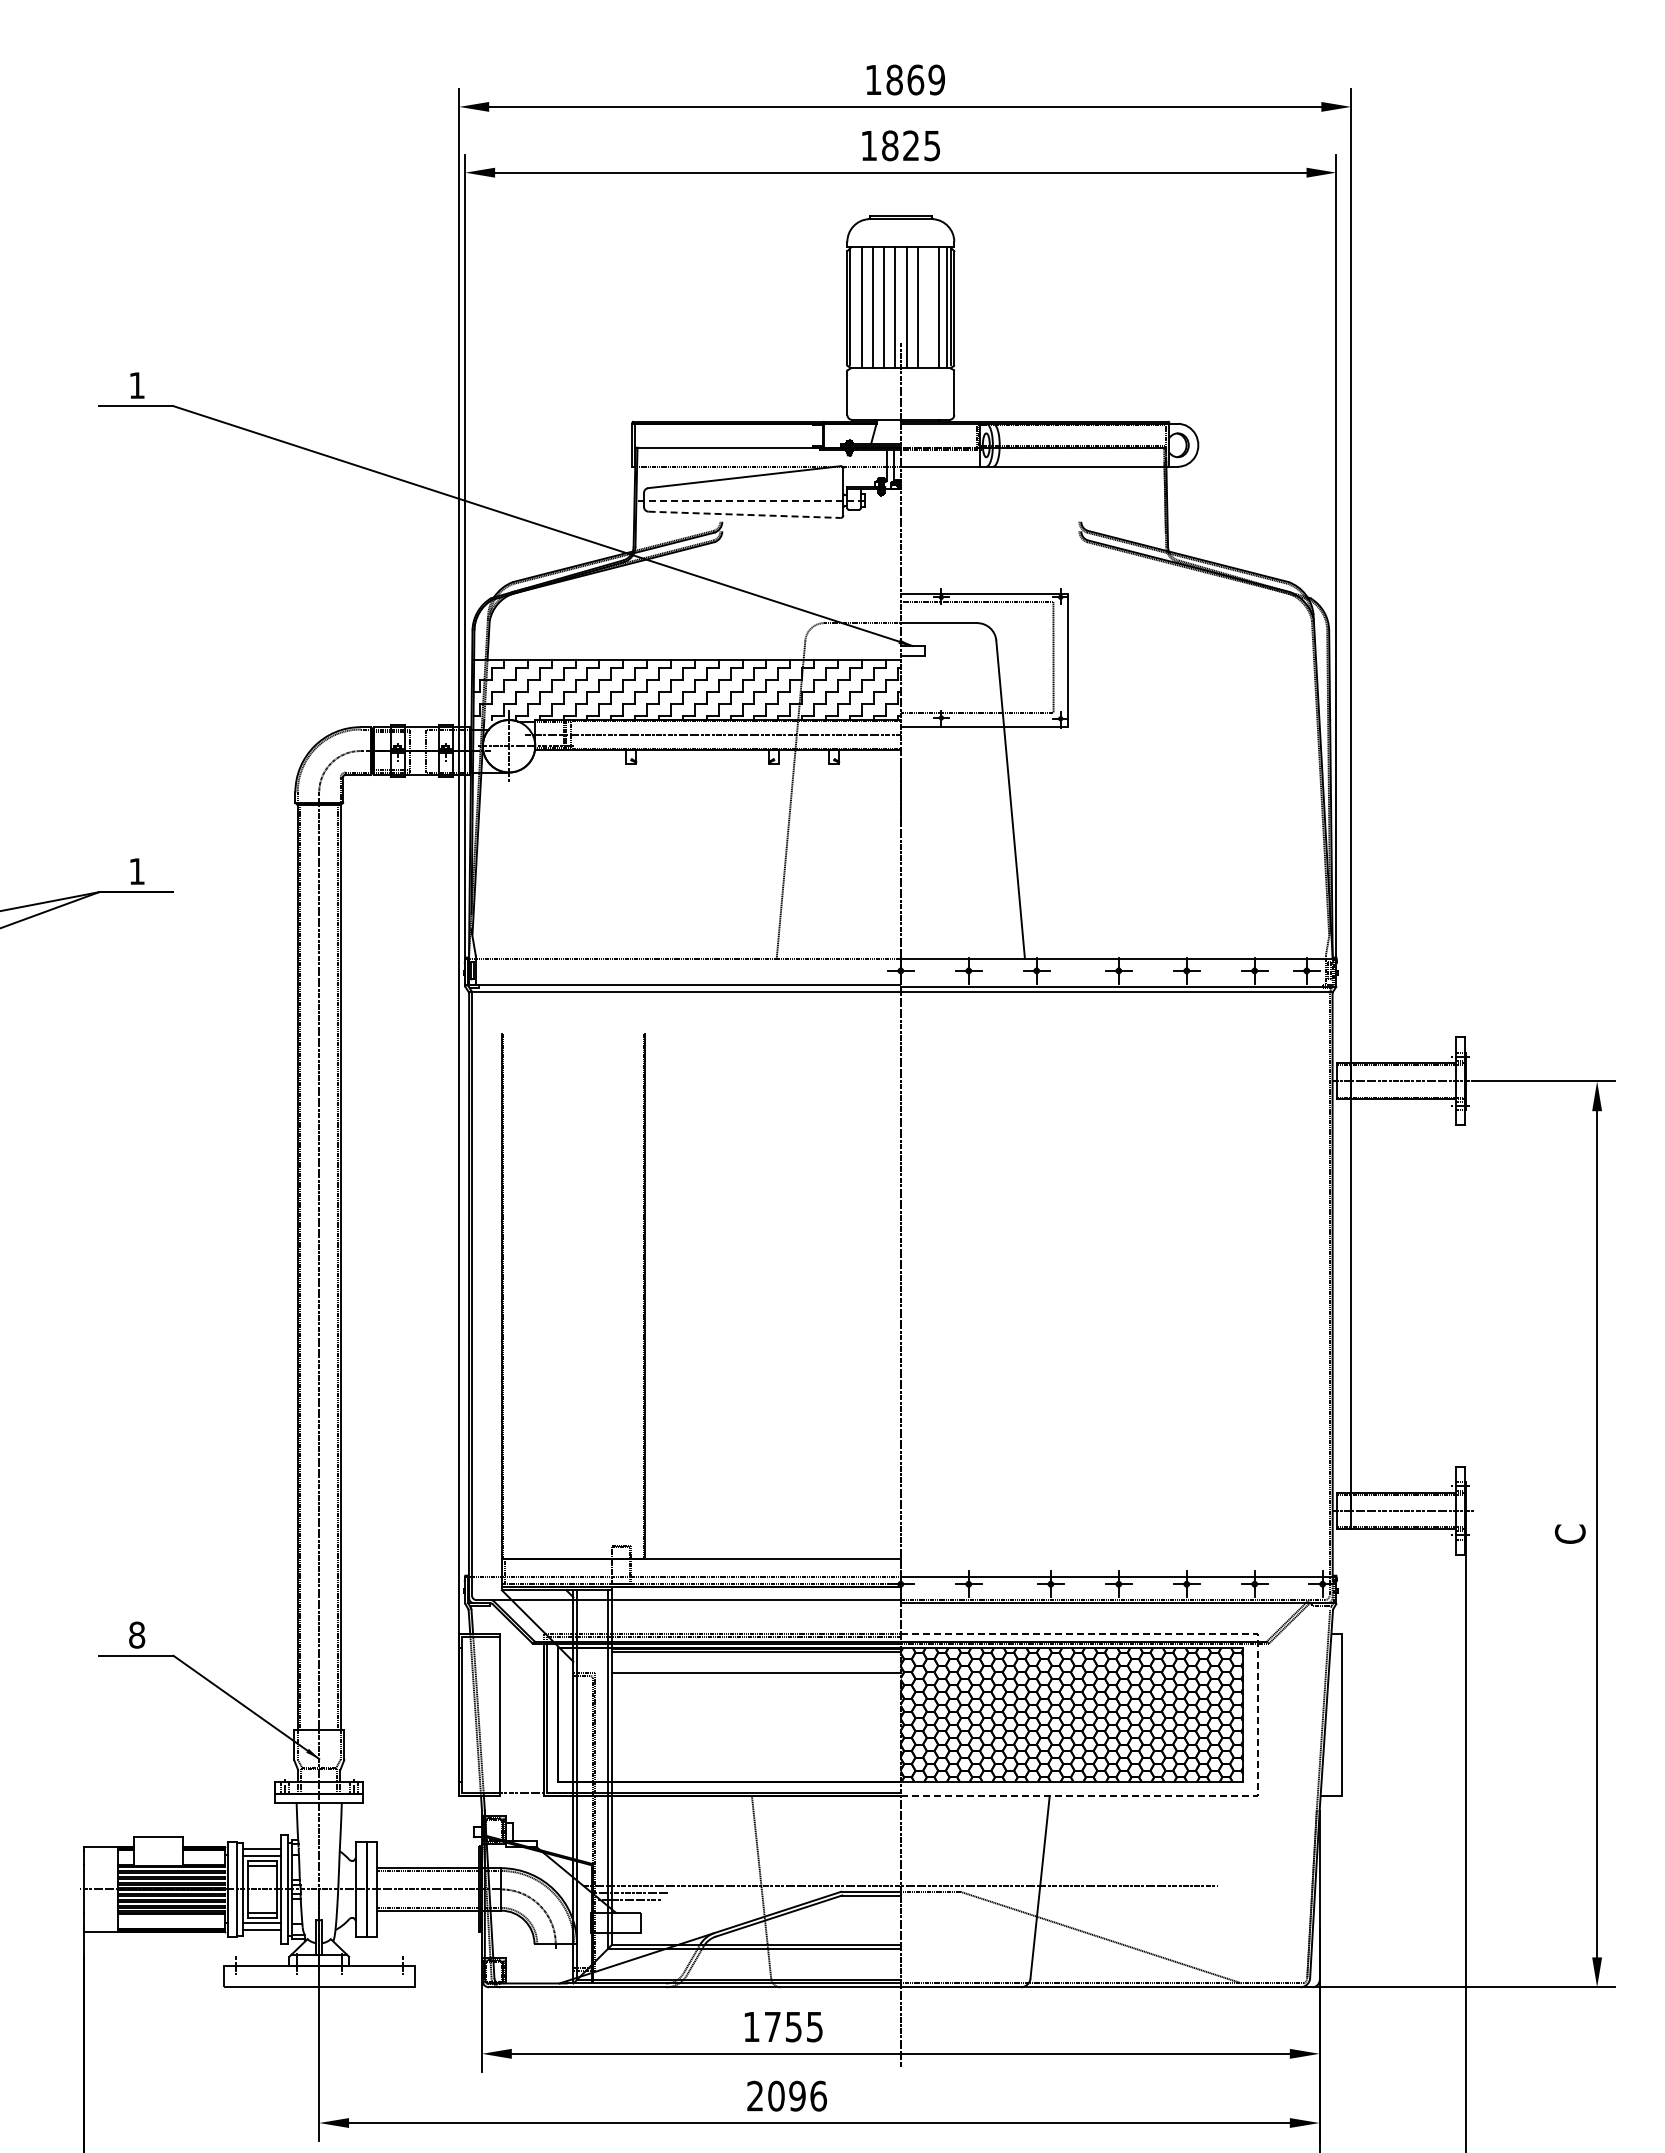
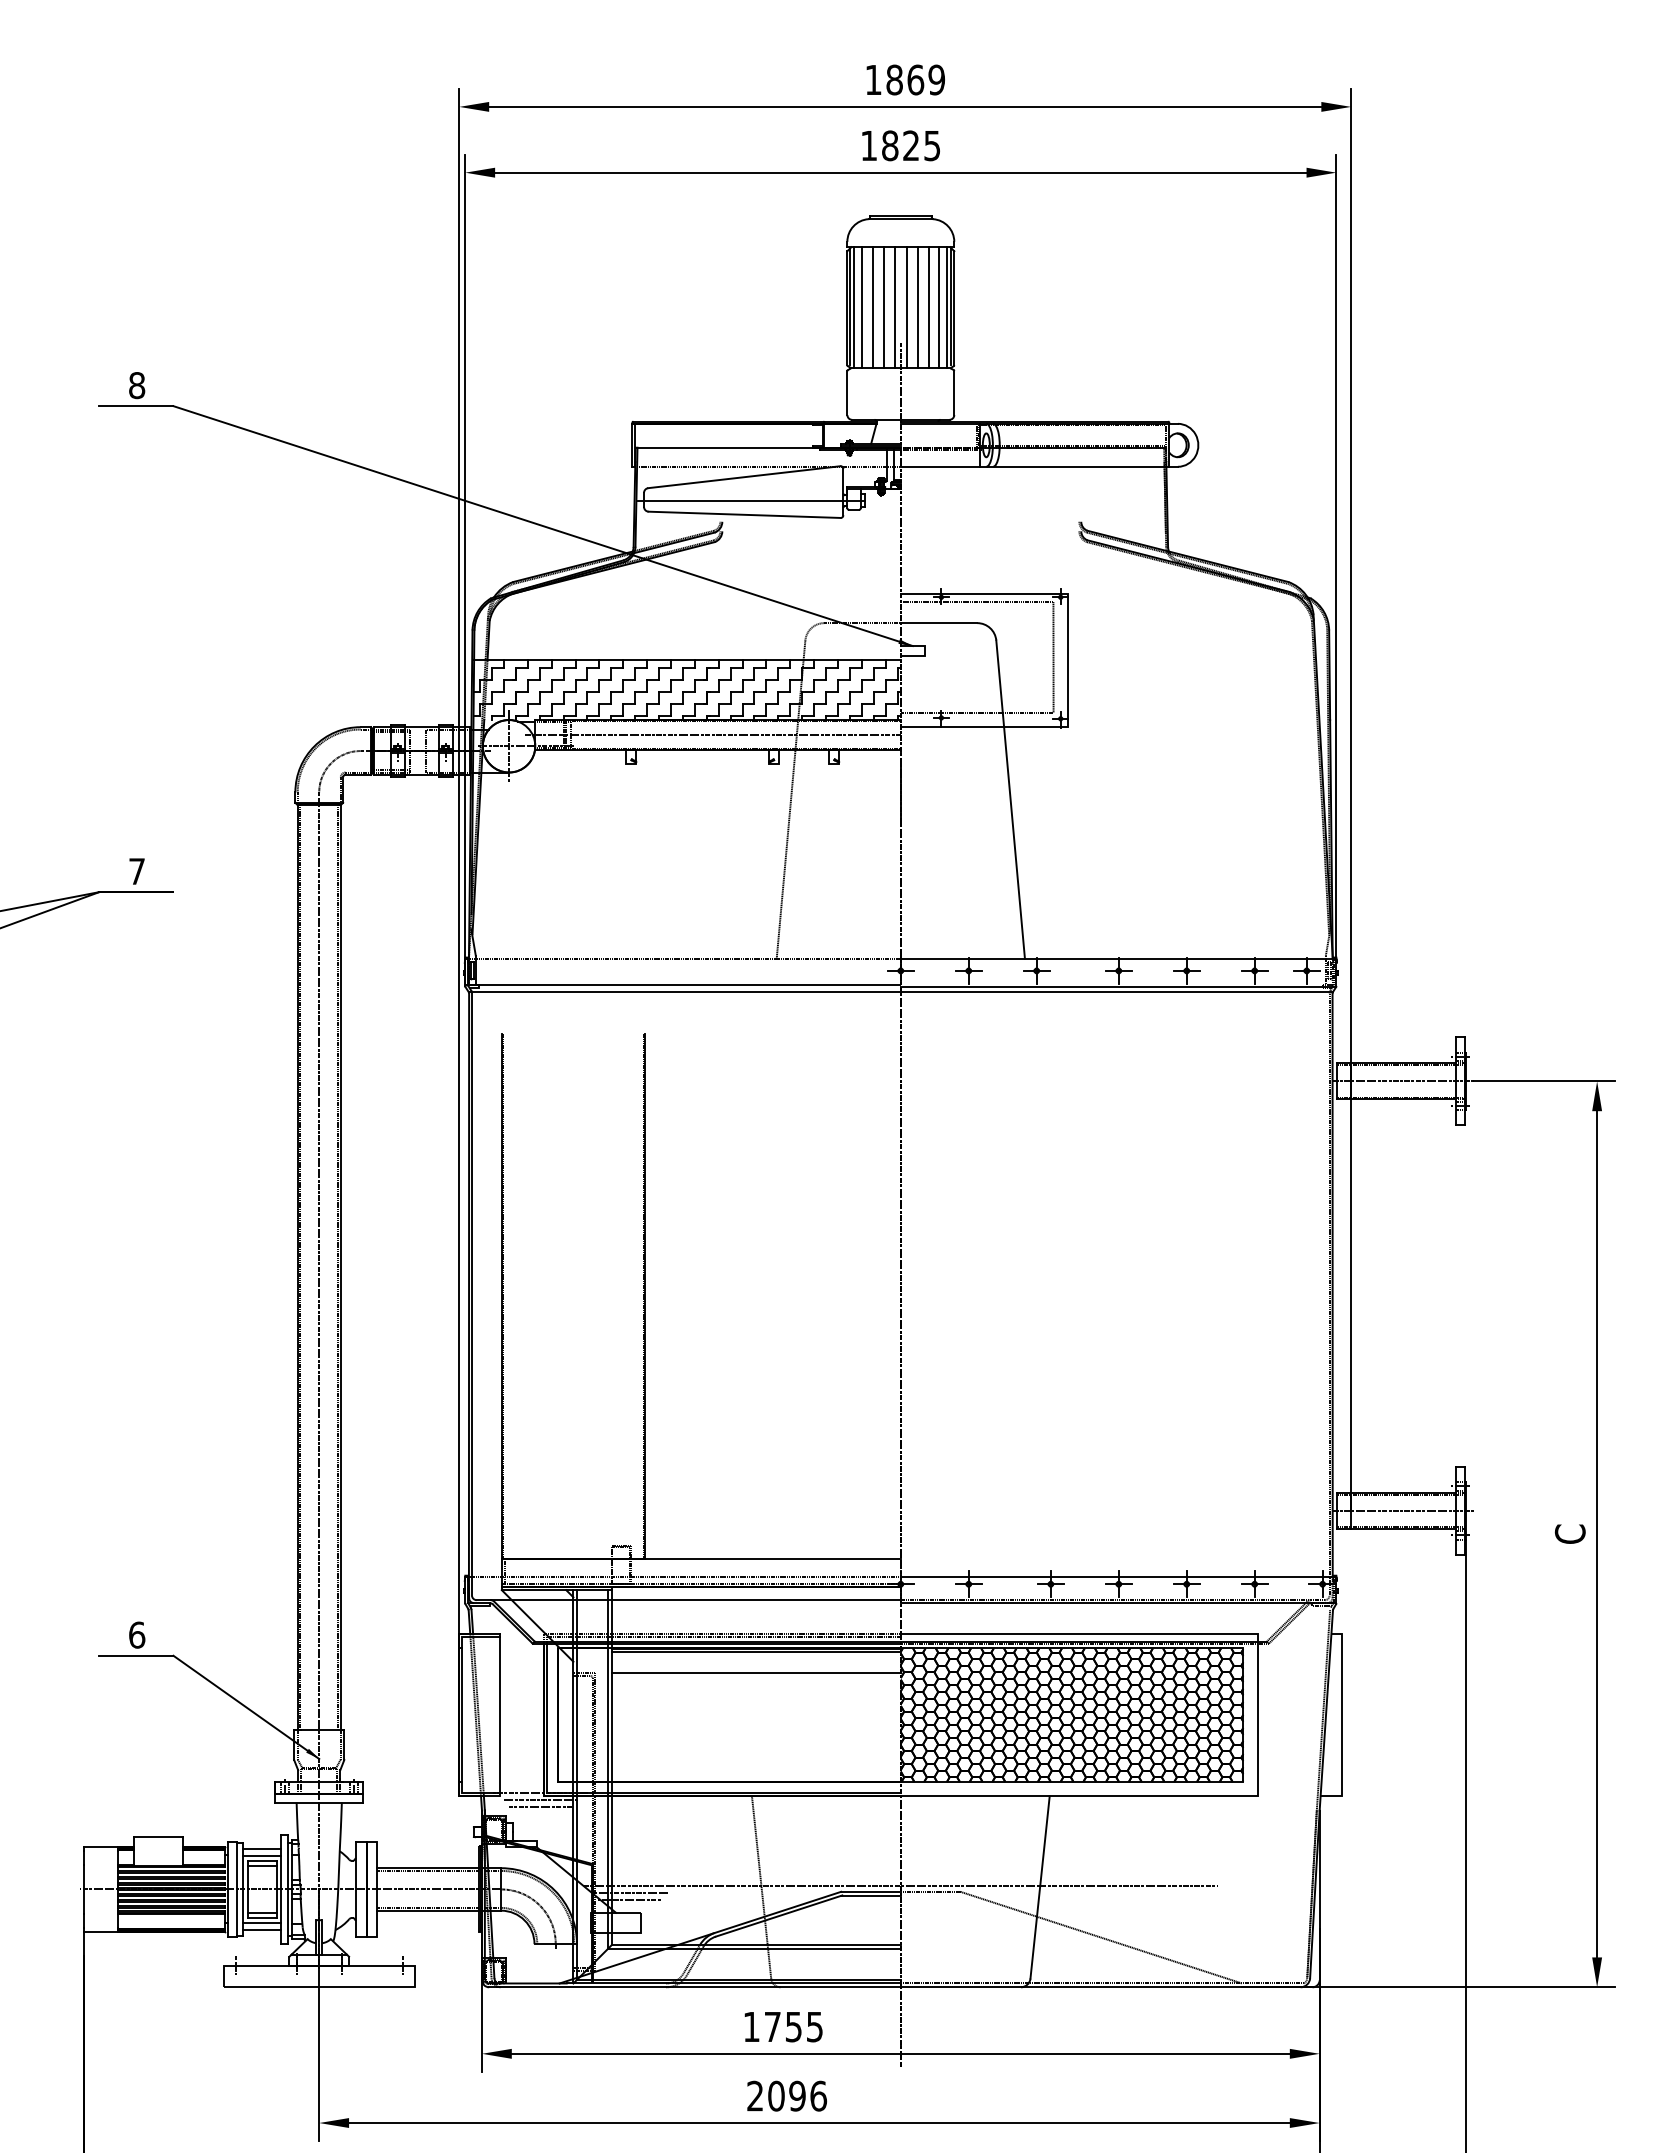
line: none -> present (854, 307)
line: none -> present (928, 307)
text: 1 -> 8 (137, 385)
line: dashed -> solid (750, 500)
line: dashed -> solid (745, 514)
text: 1 -> 7 (136, 871)
text: 8 -> 6 (137, 1634)
line: dashed -> solid (1257, 1715)
line: none -> present (539, 1800)
line: none -> present (539, 1807)
